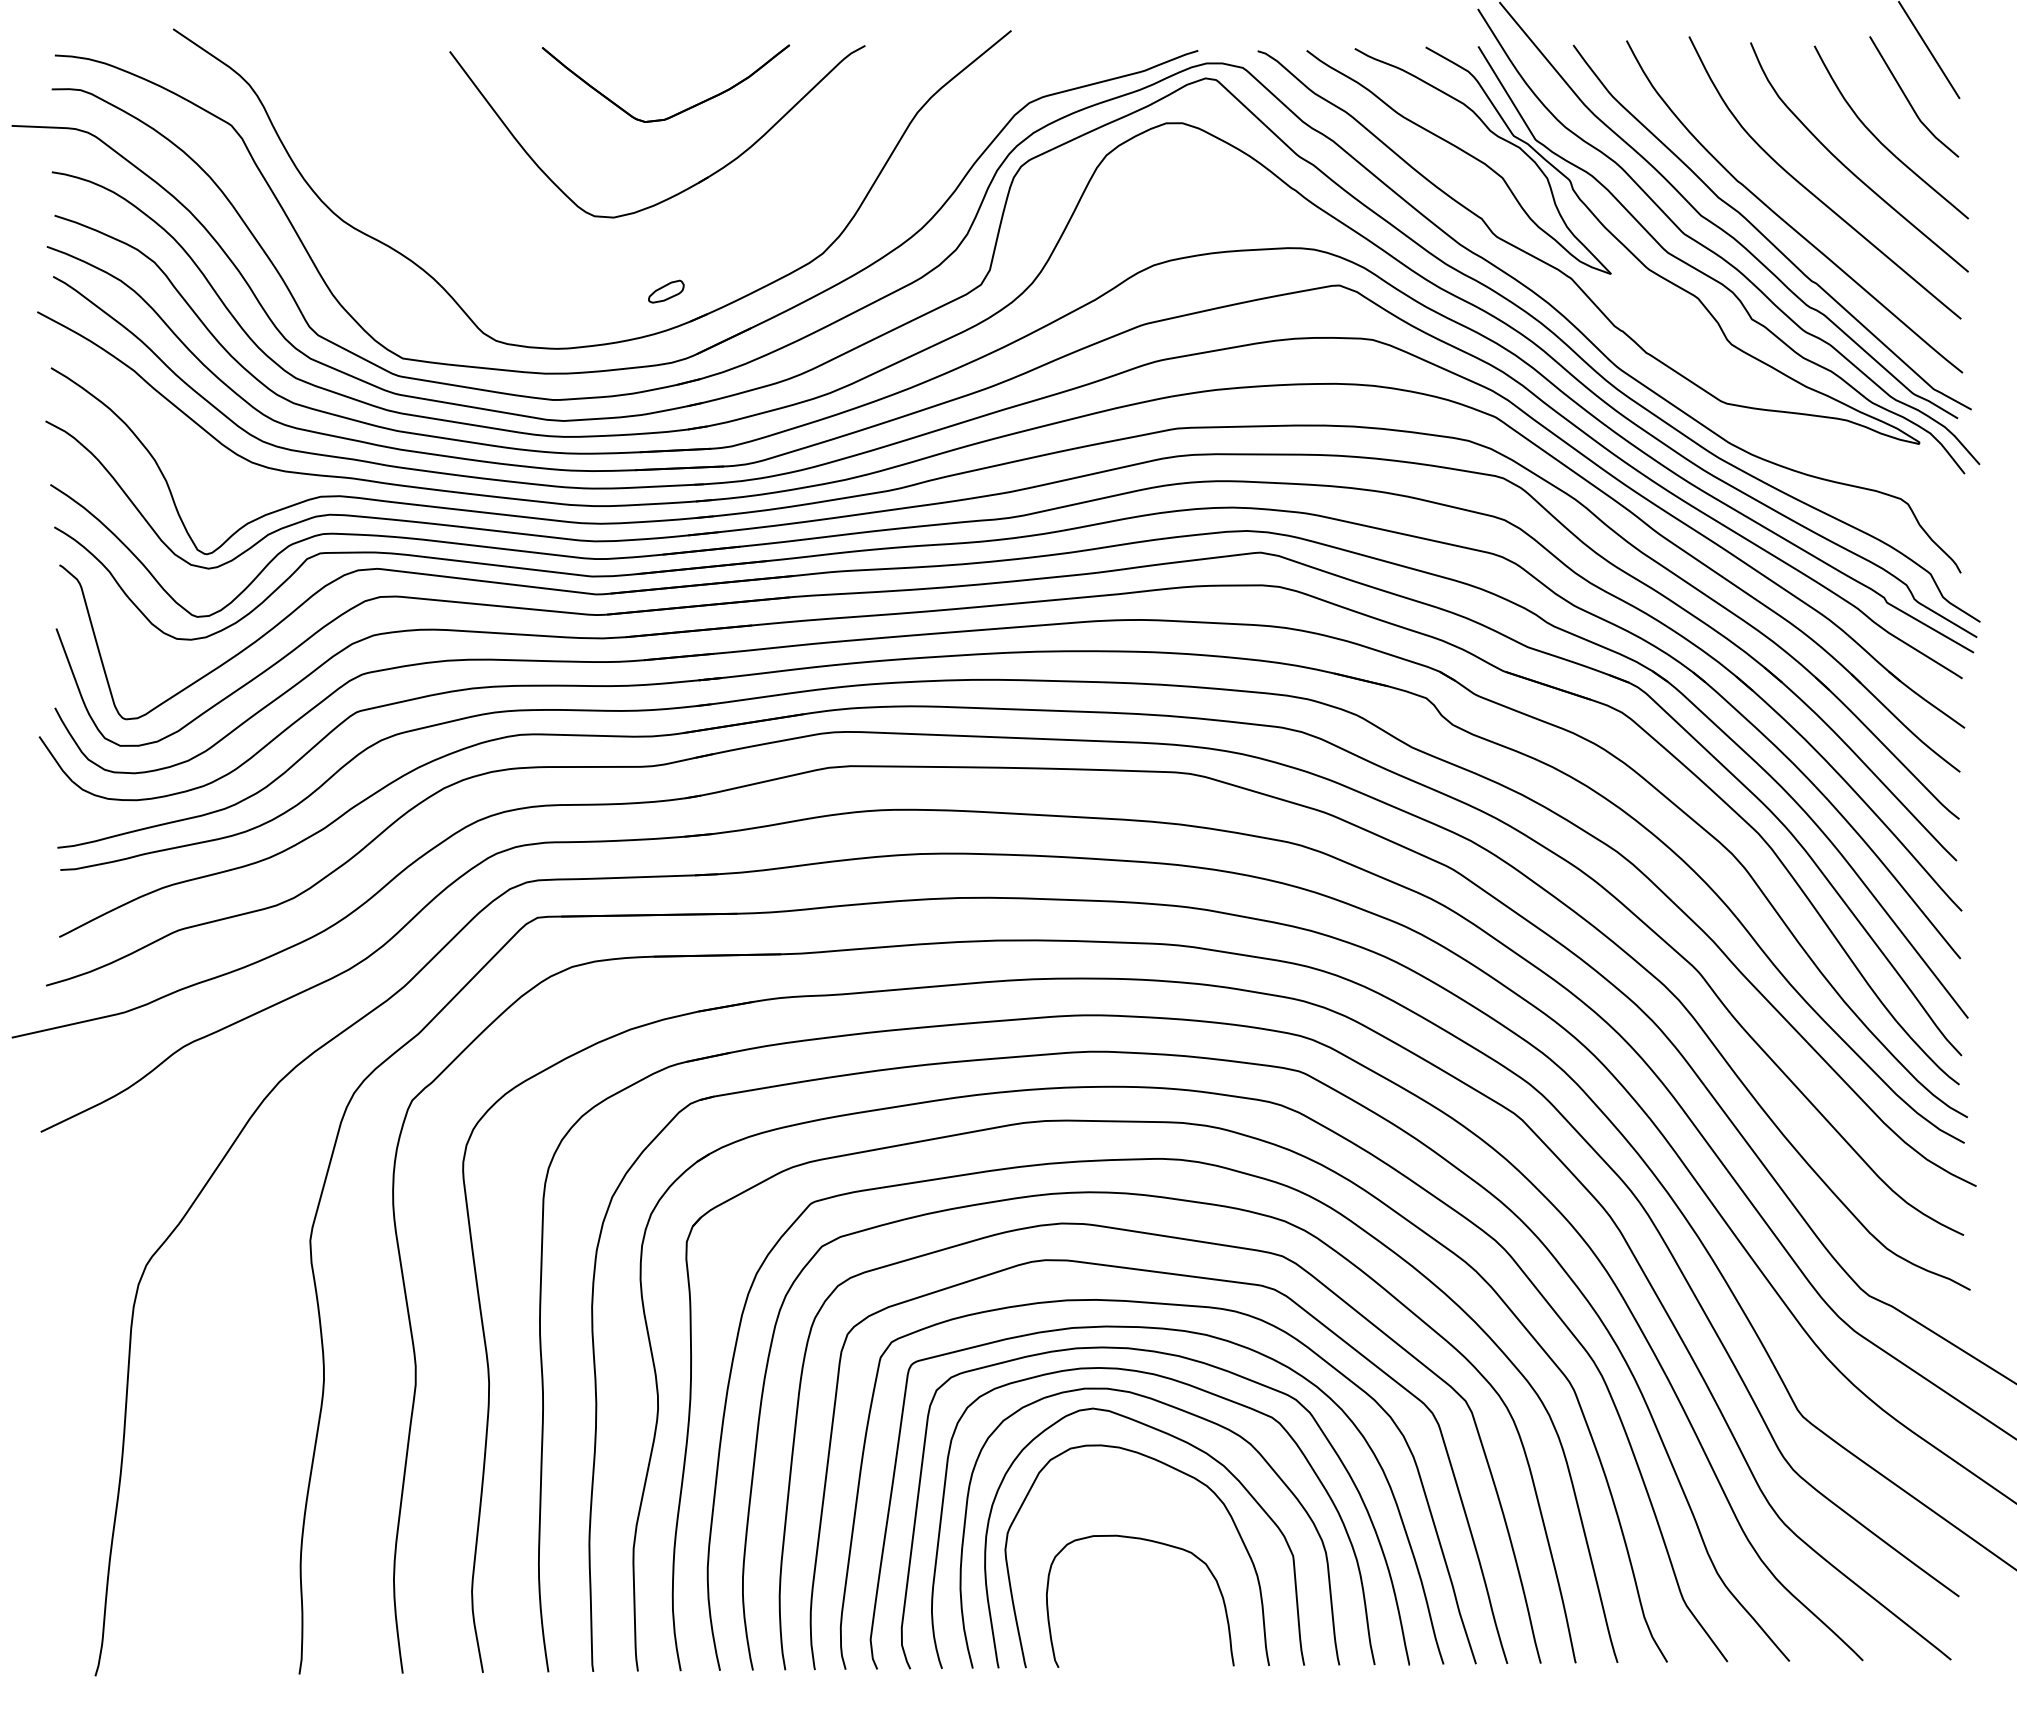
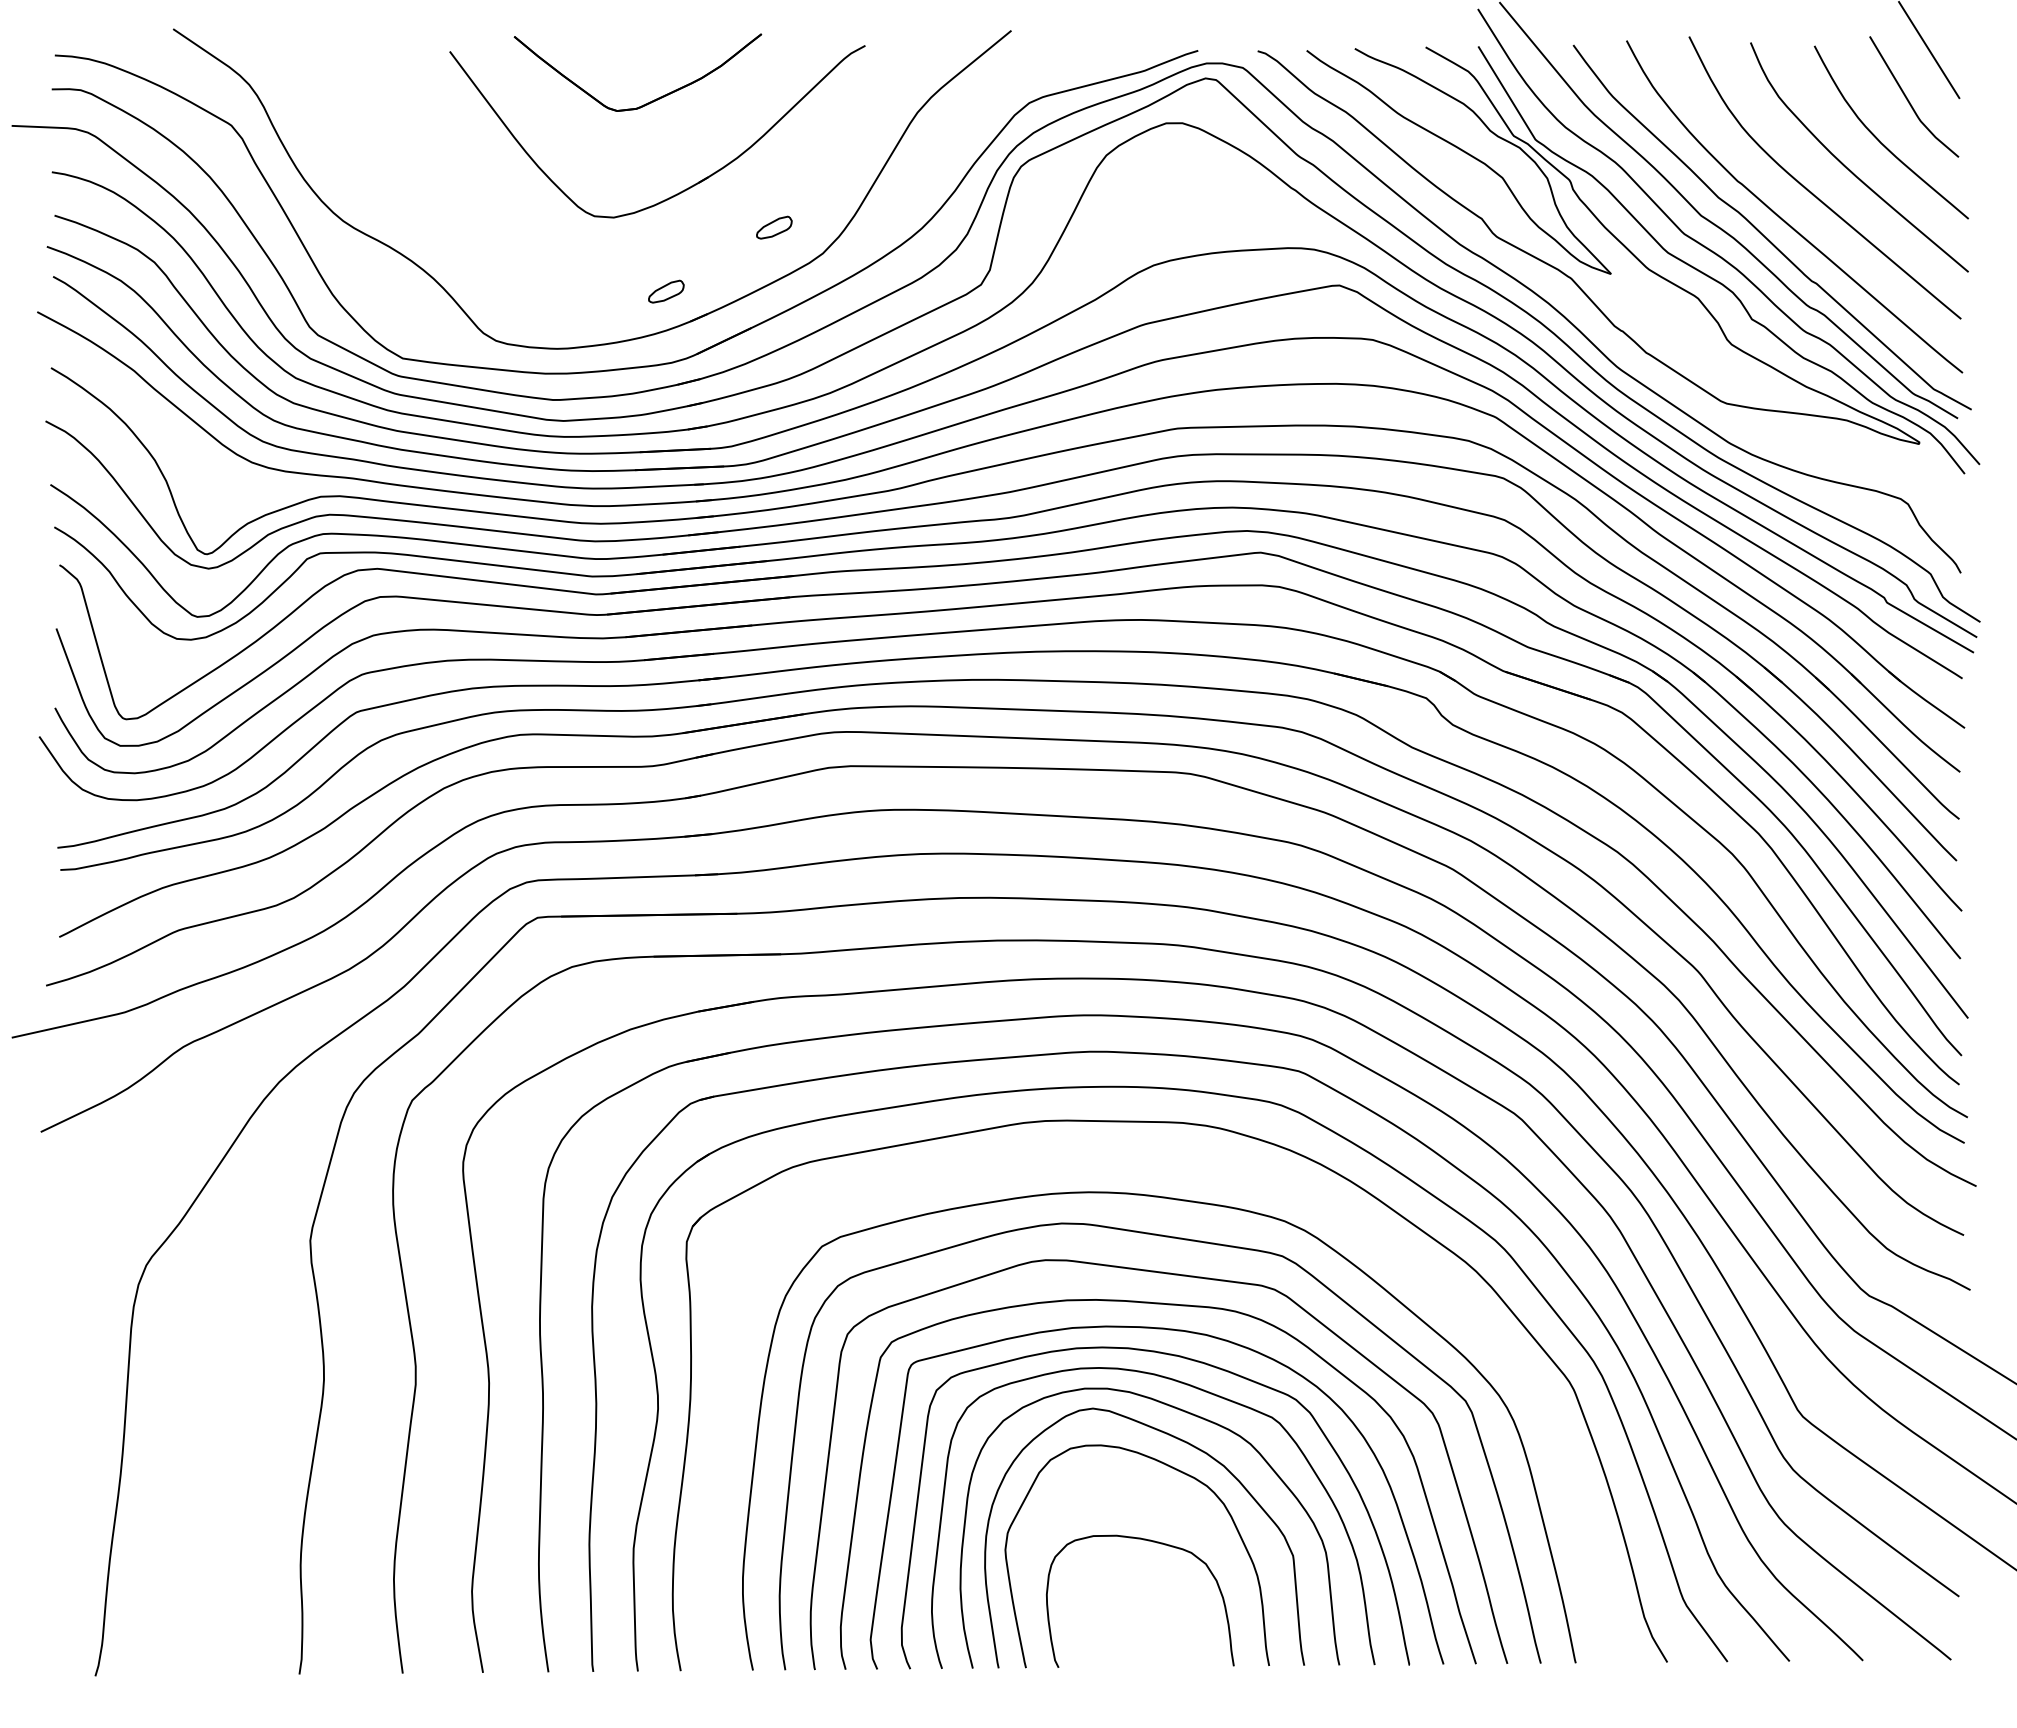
part position: (675, 113) -> (647, 102) (647, 102)
part: none -> present (774, 227)
curve: present -> none (1229, 1170)
